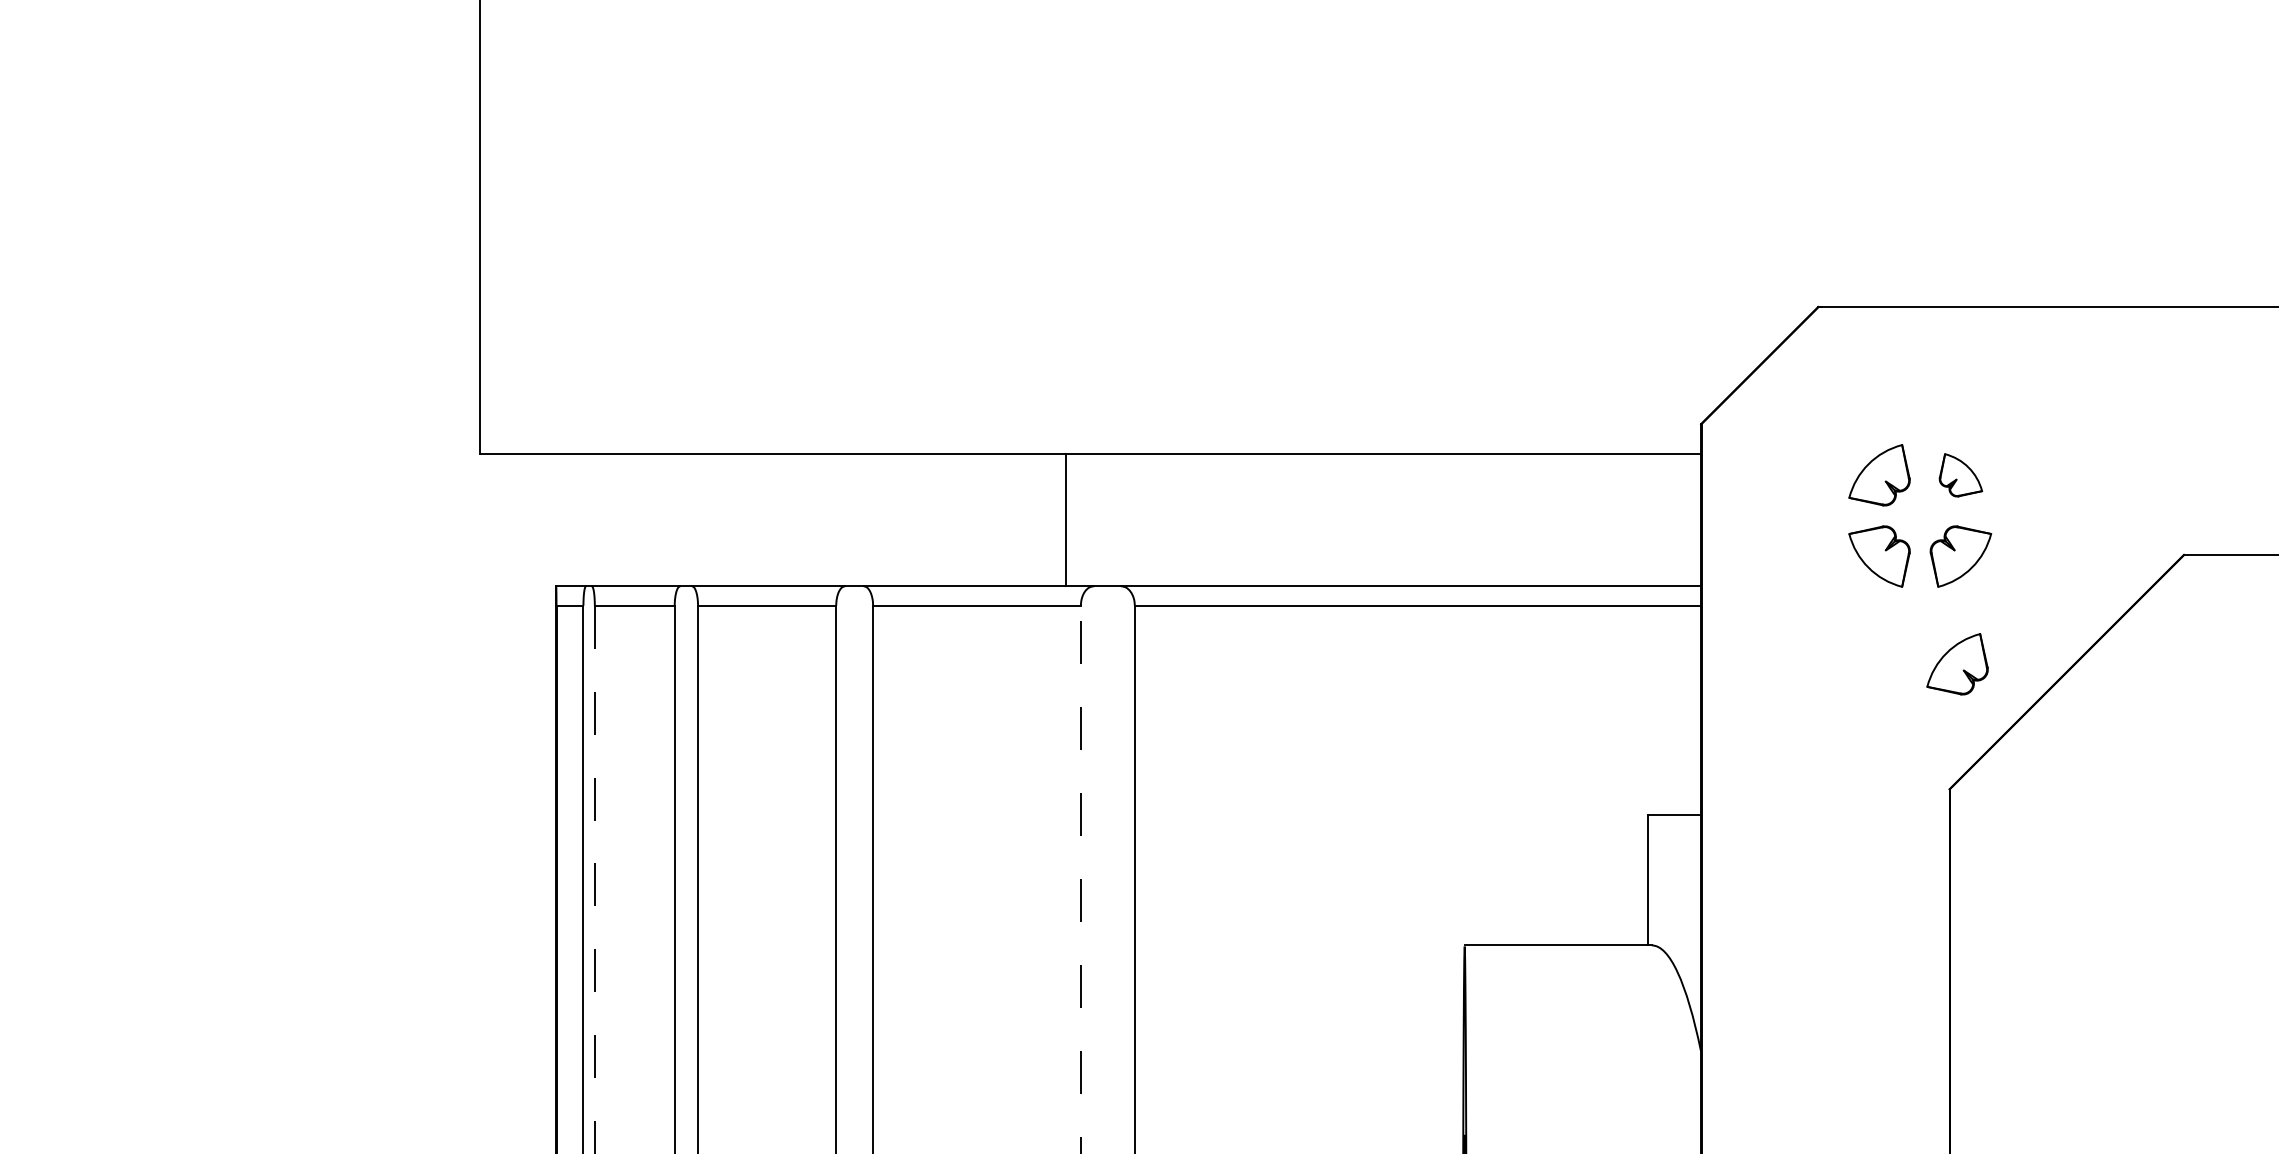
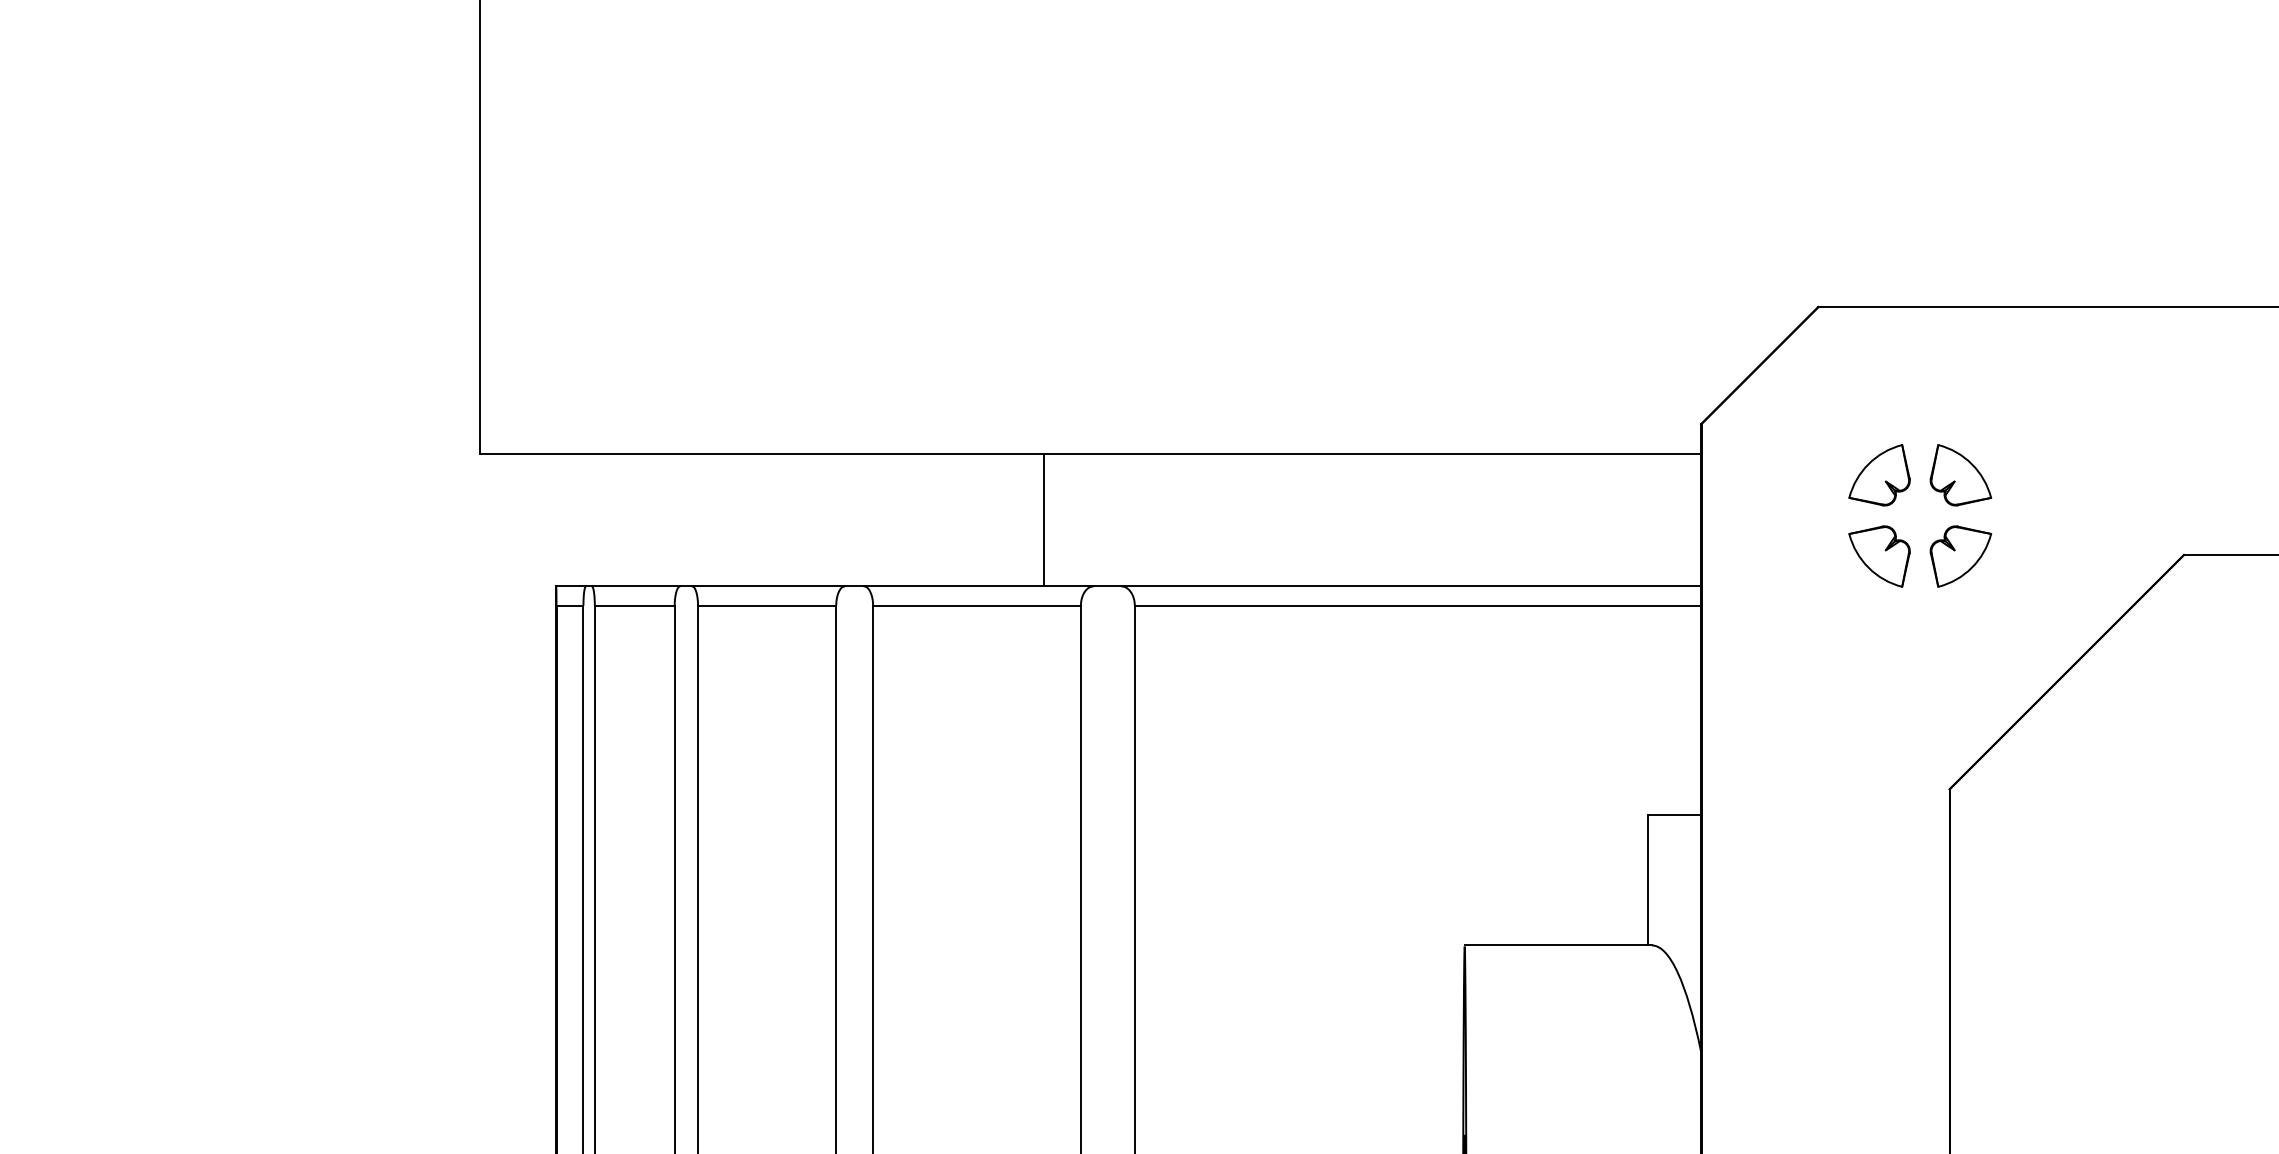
part size: 46x45 px -> 64x63 px (1960, 475)
line position: (1066, 519) -> (1044, 519) (1044, 519)
part: present -> none (1957, 664)
line: dashed -> solid (594, 879)
line: dashed -> solid (1080, 879)
